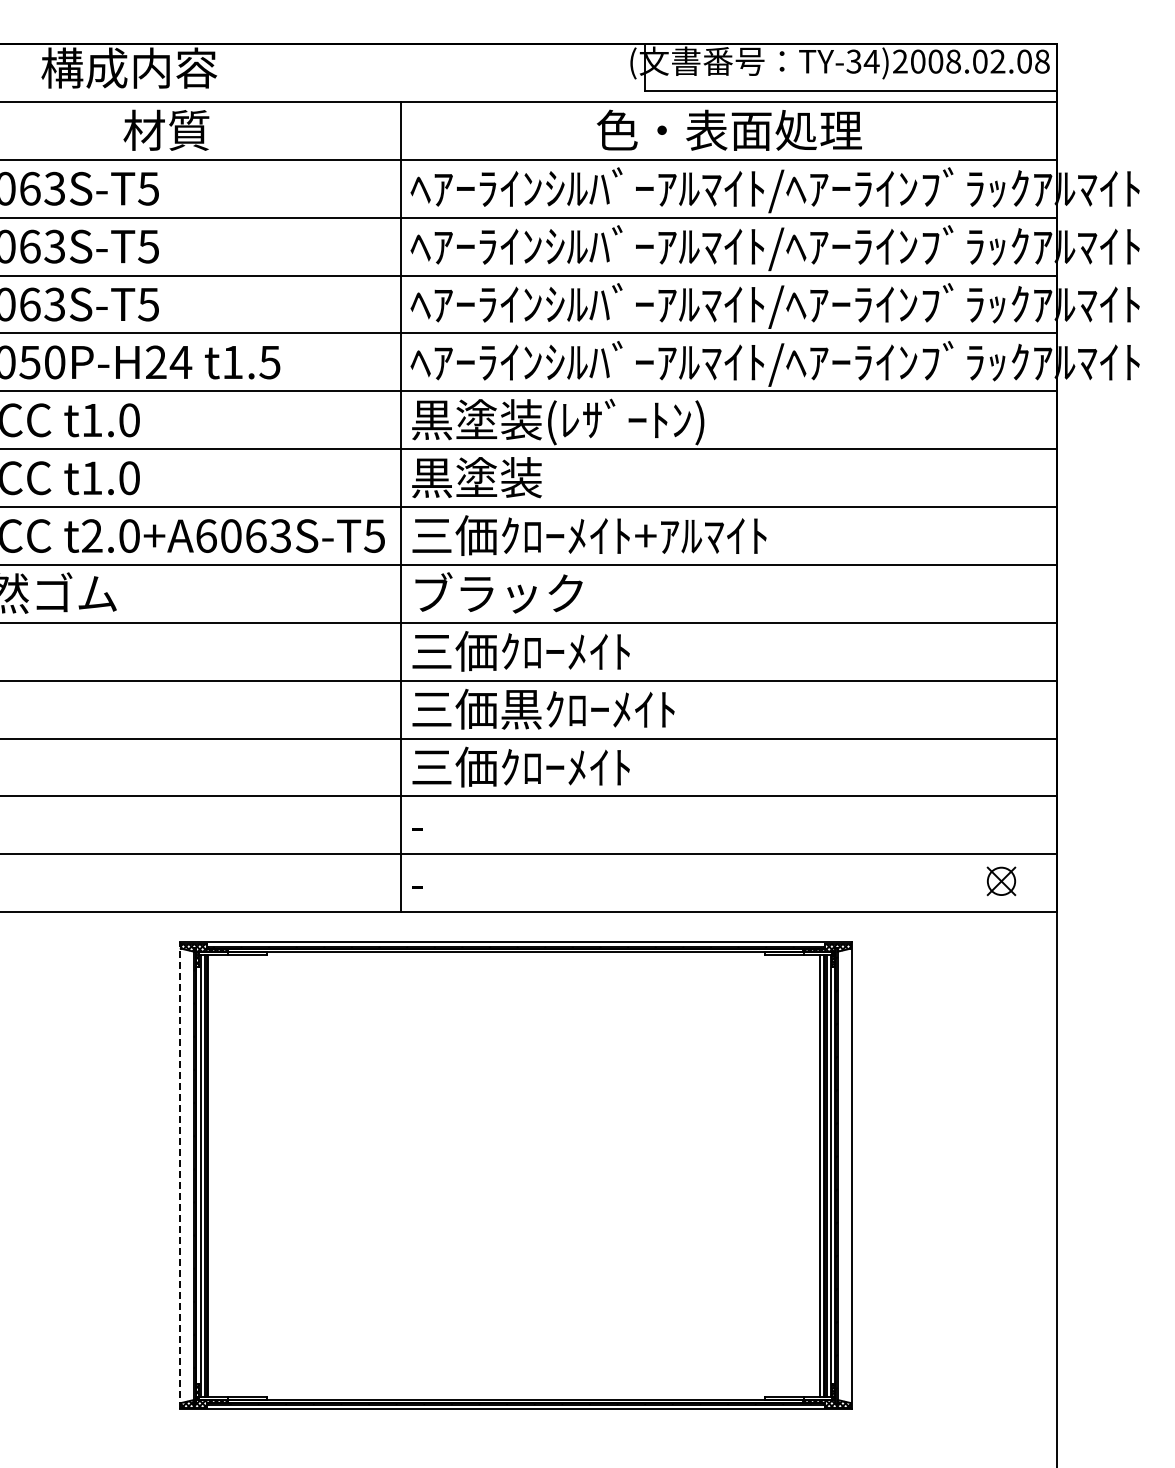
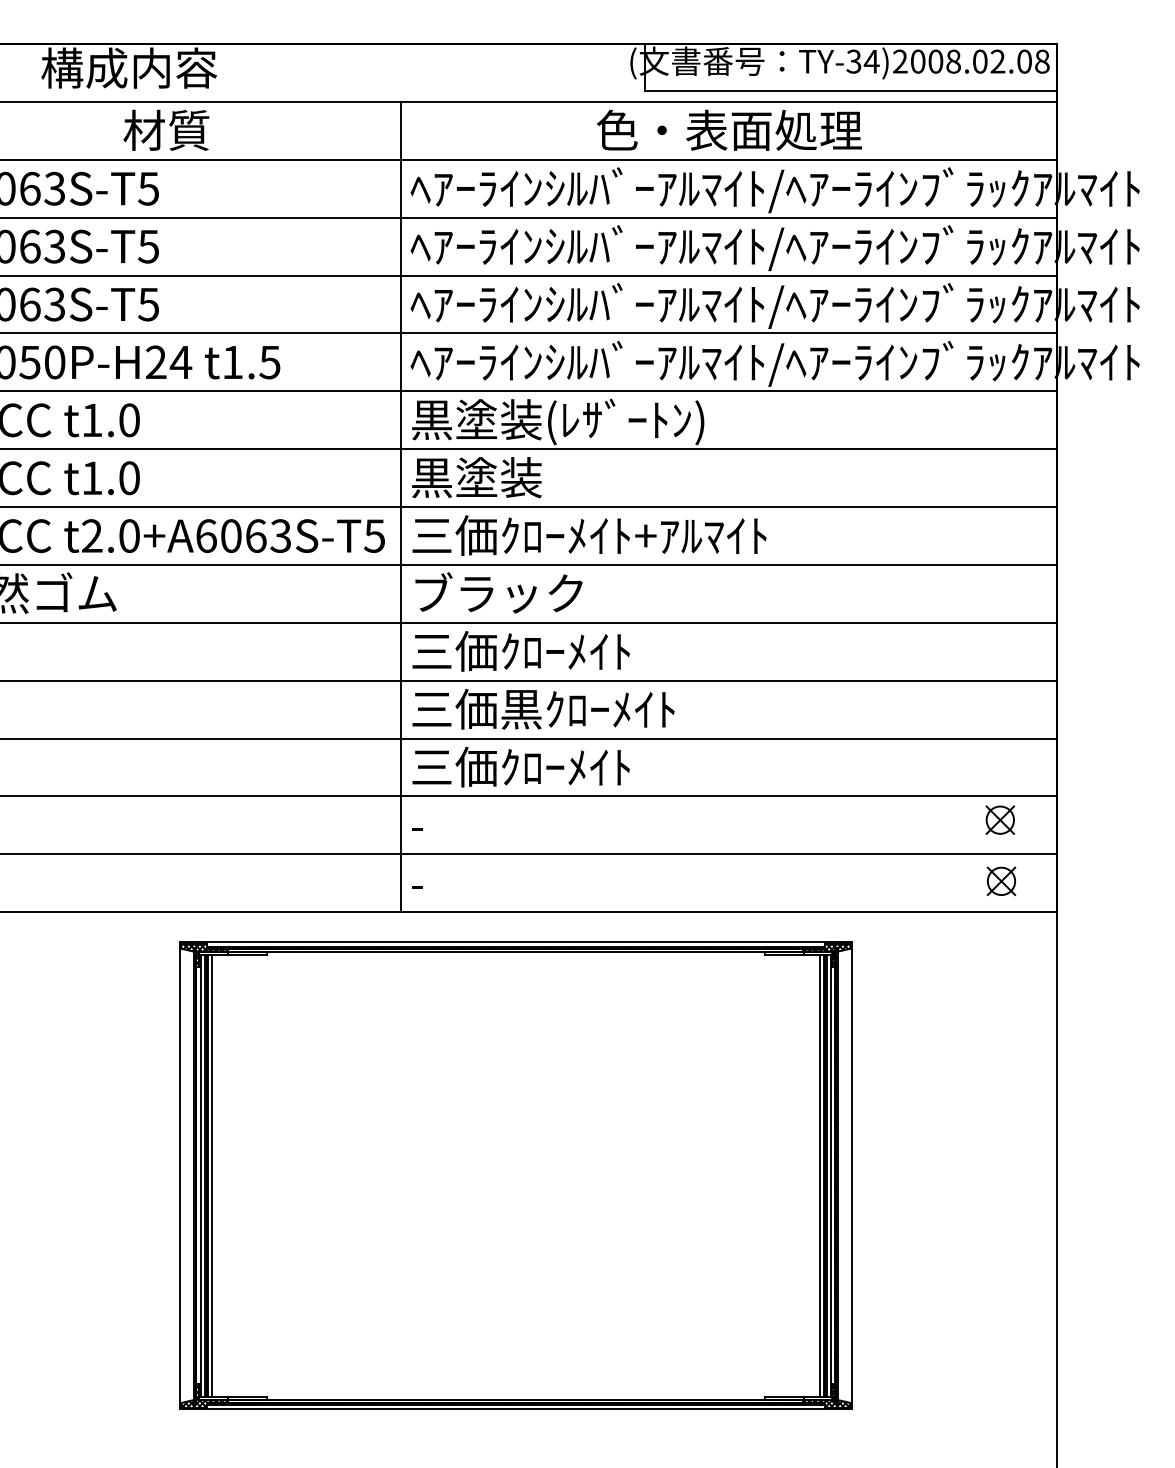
part: none -> present (1000, 819)
line: dashed -> solid (180, 1175)
line: none -> present (212, 1175)
